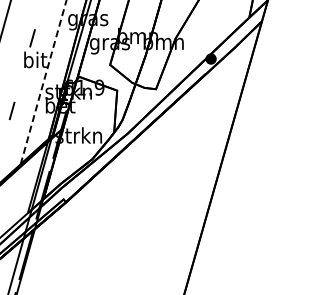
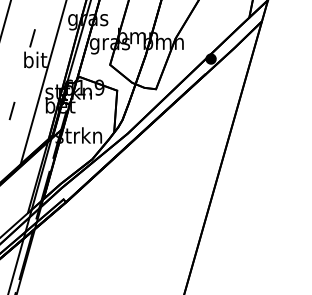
line: dashed -> solid (43, 81)
